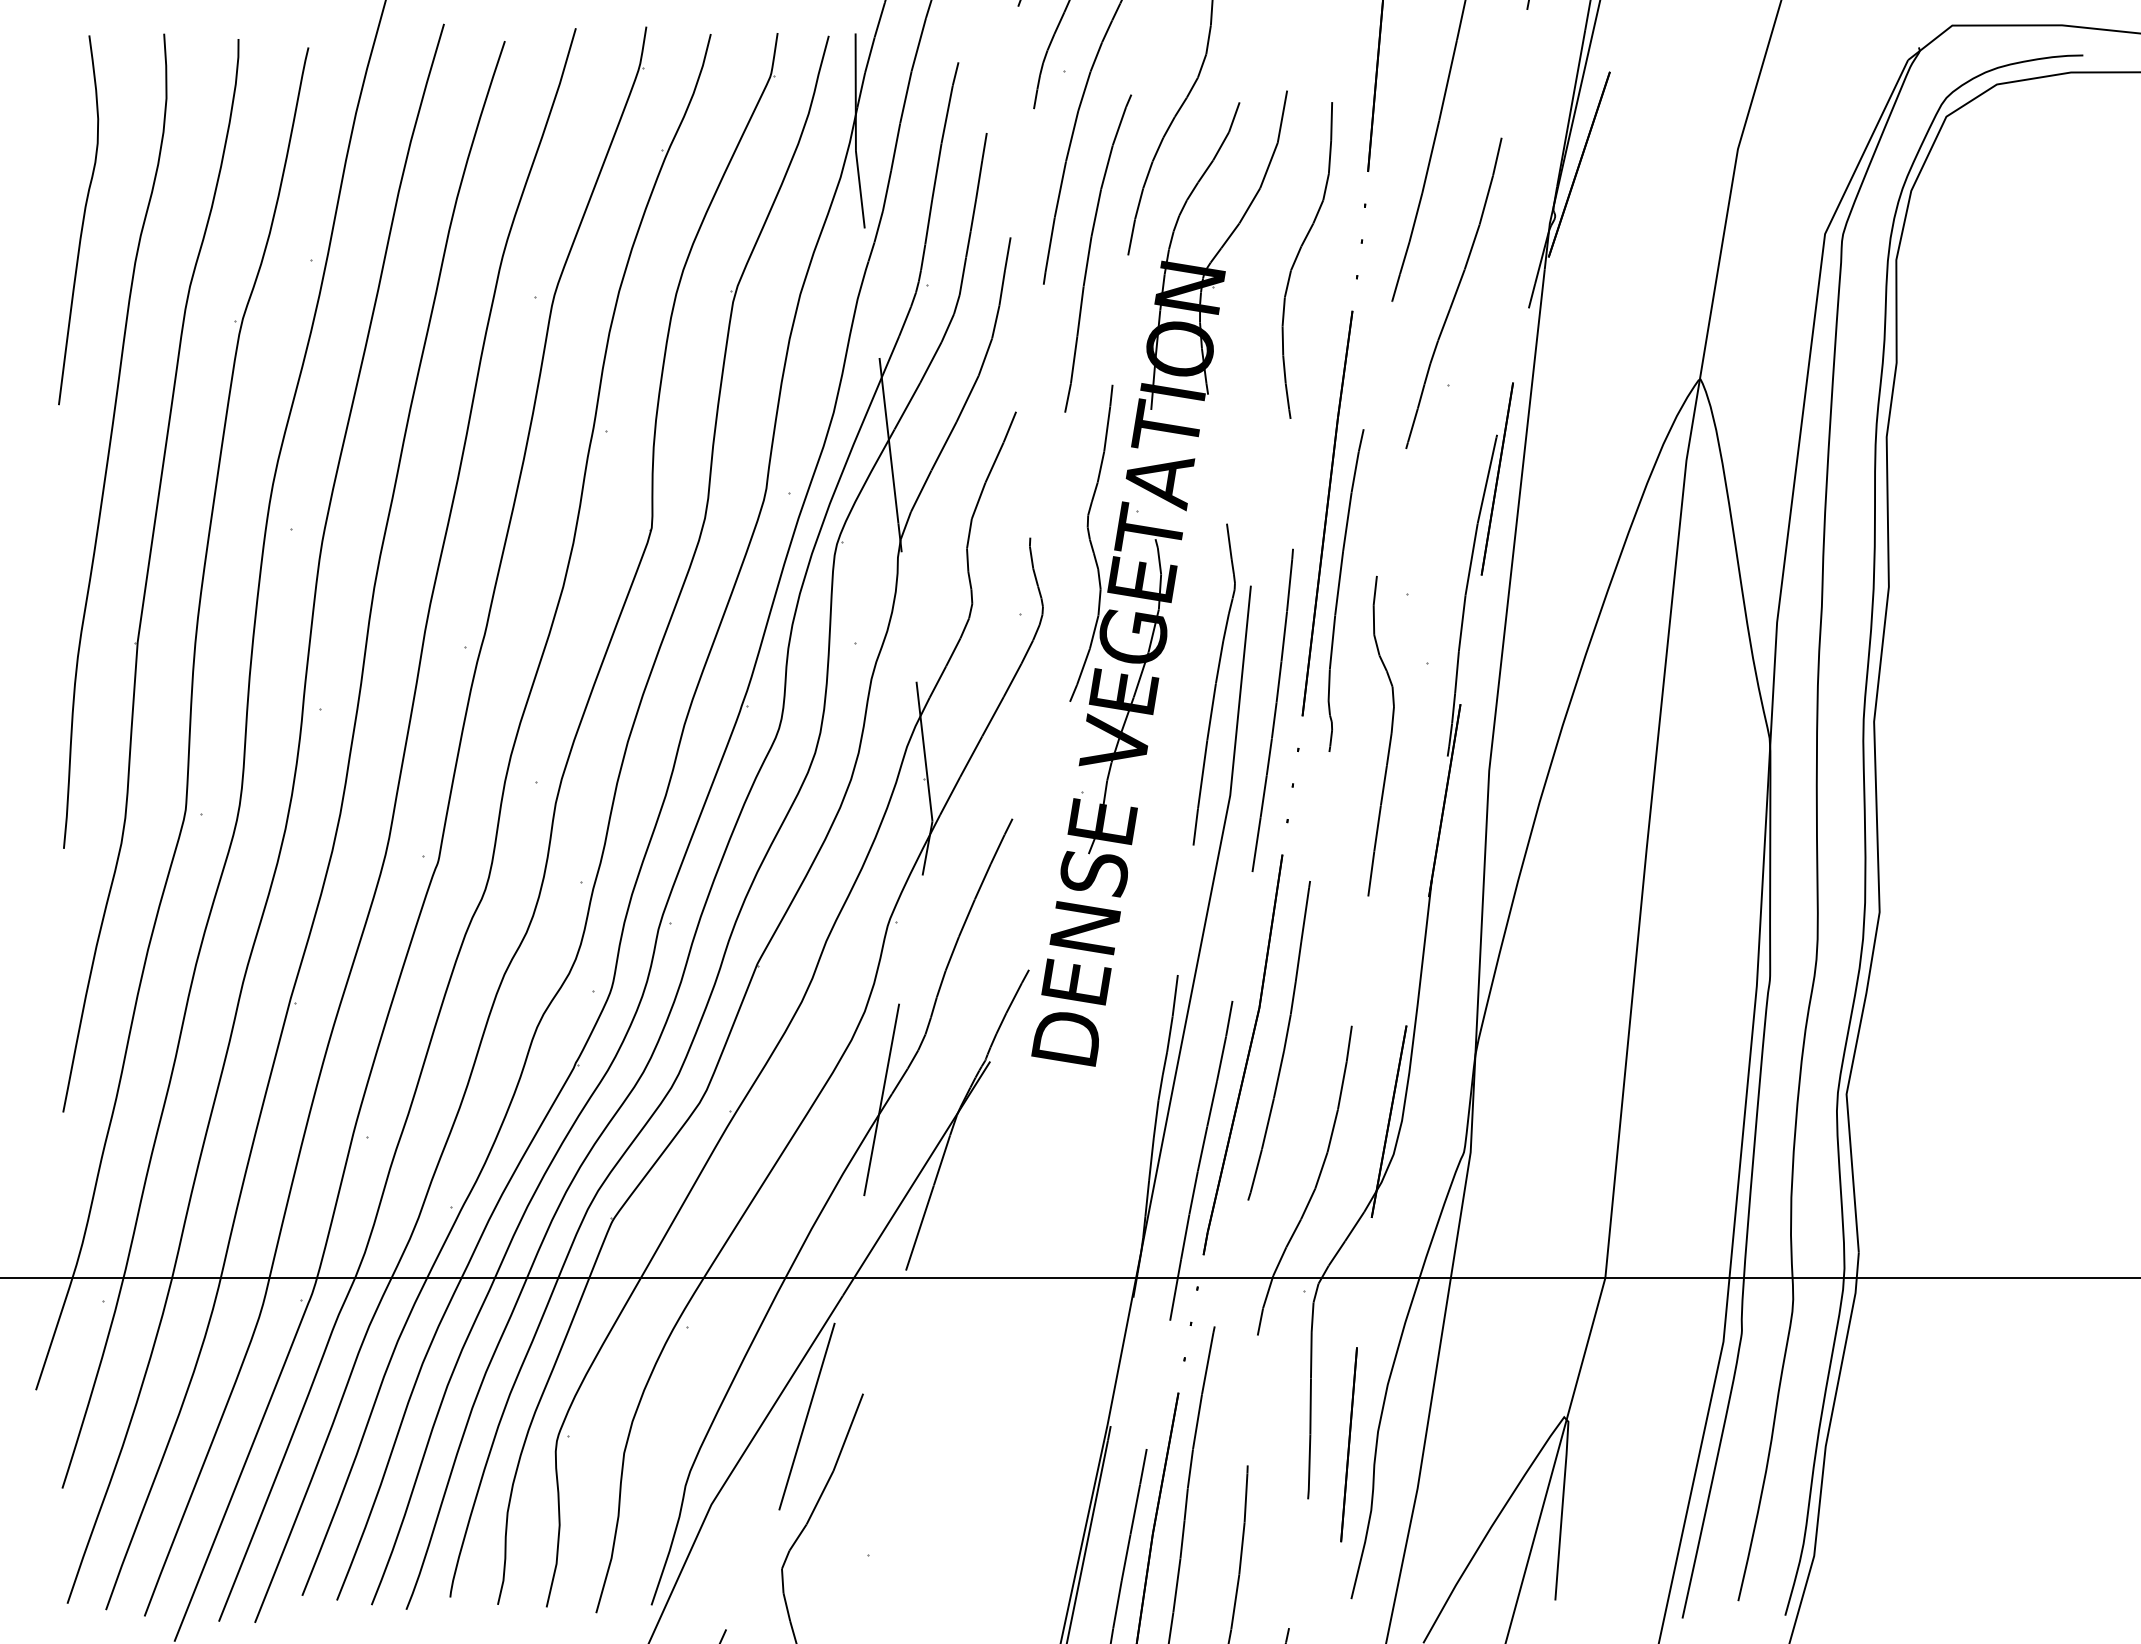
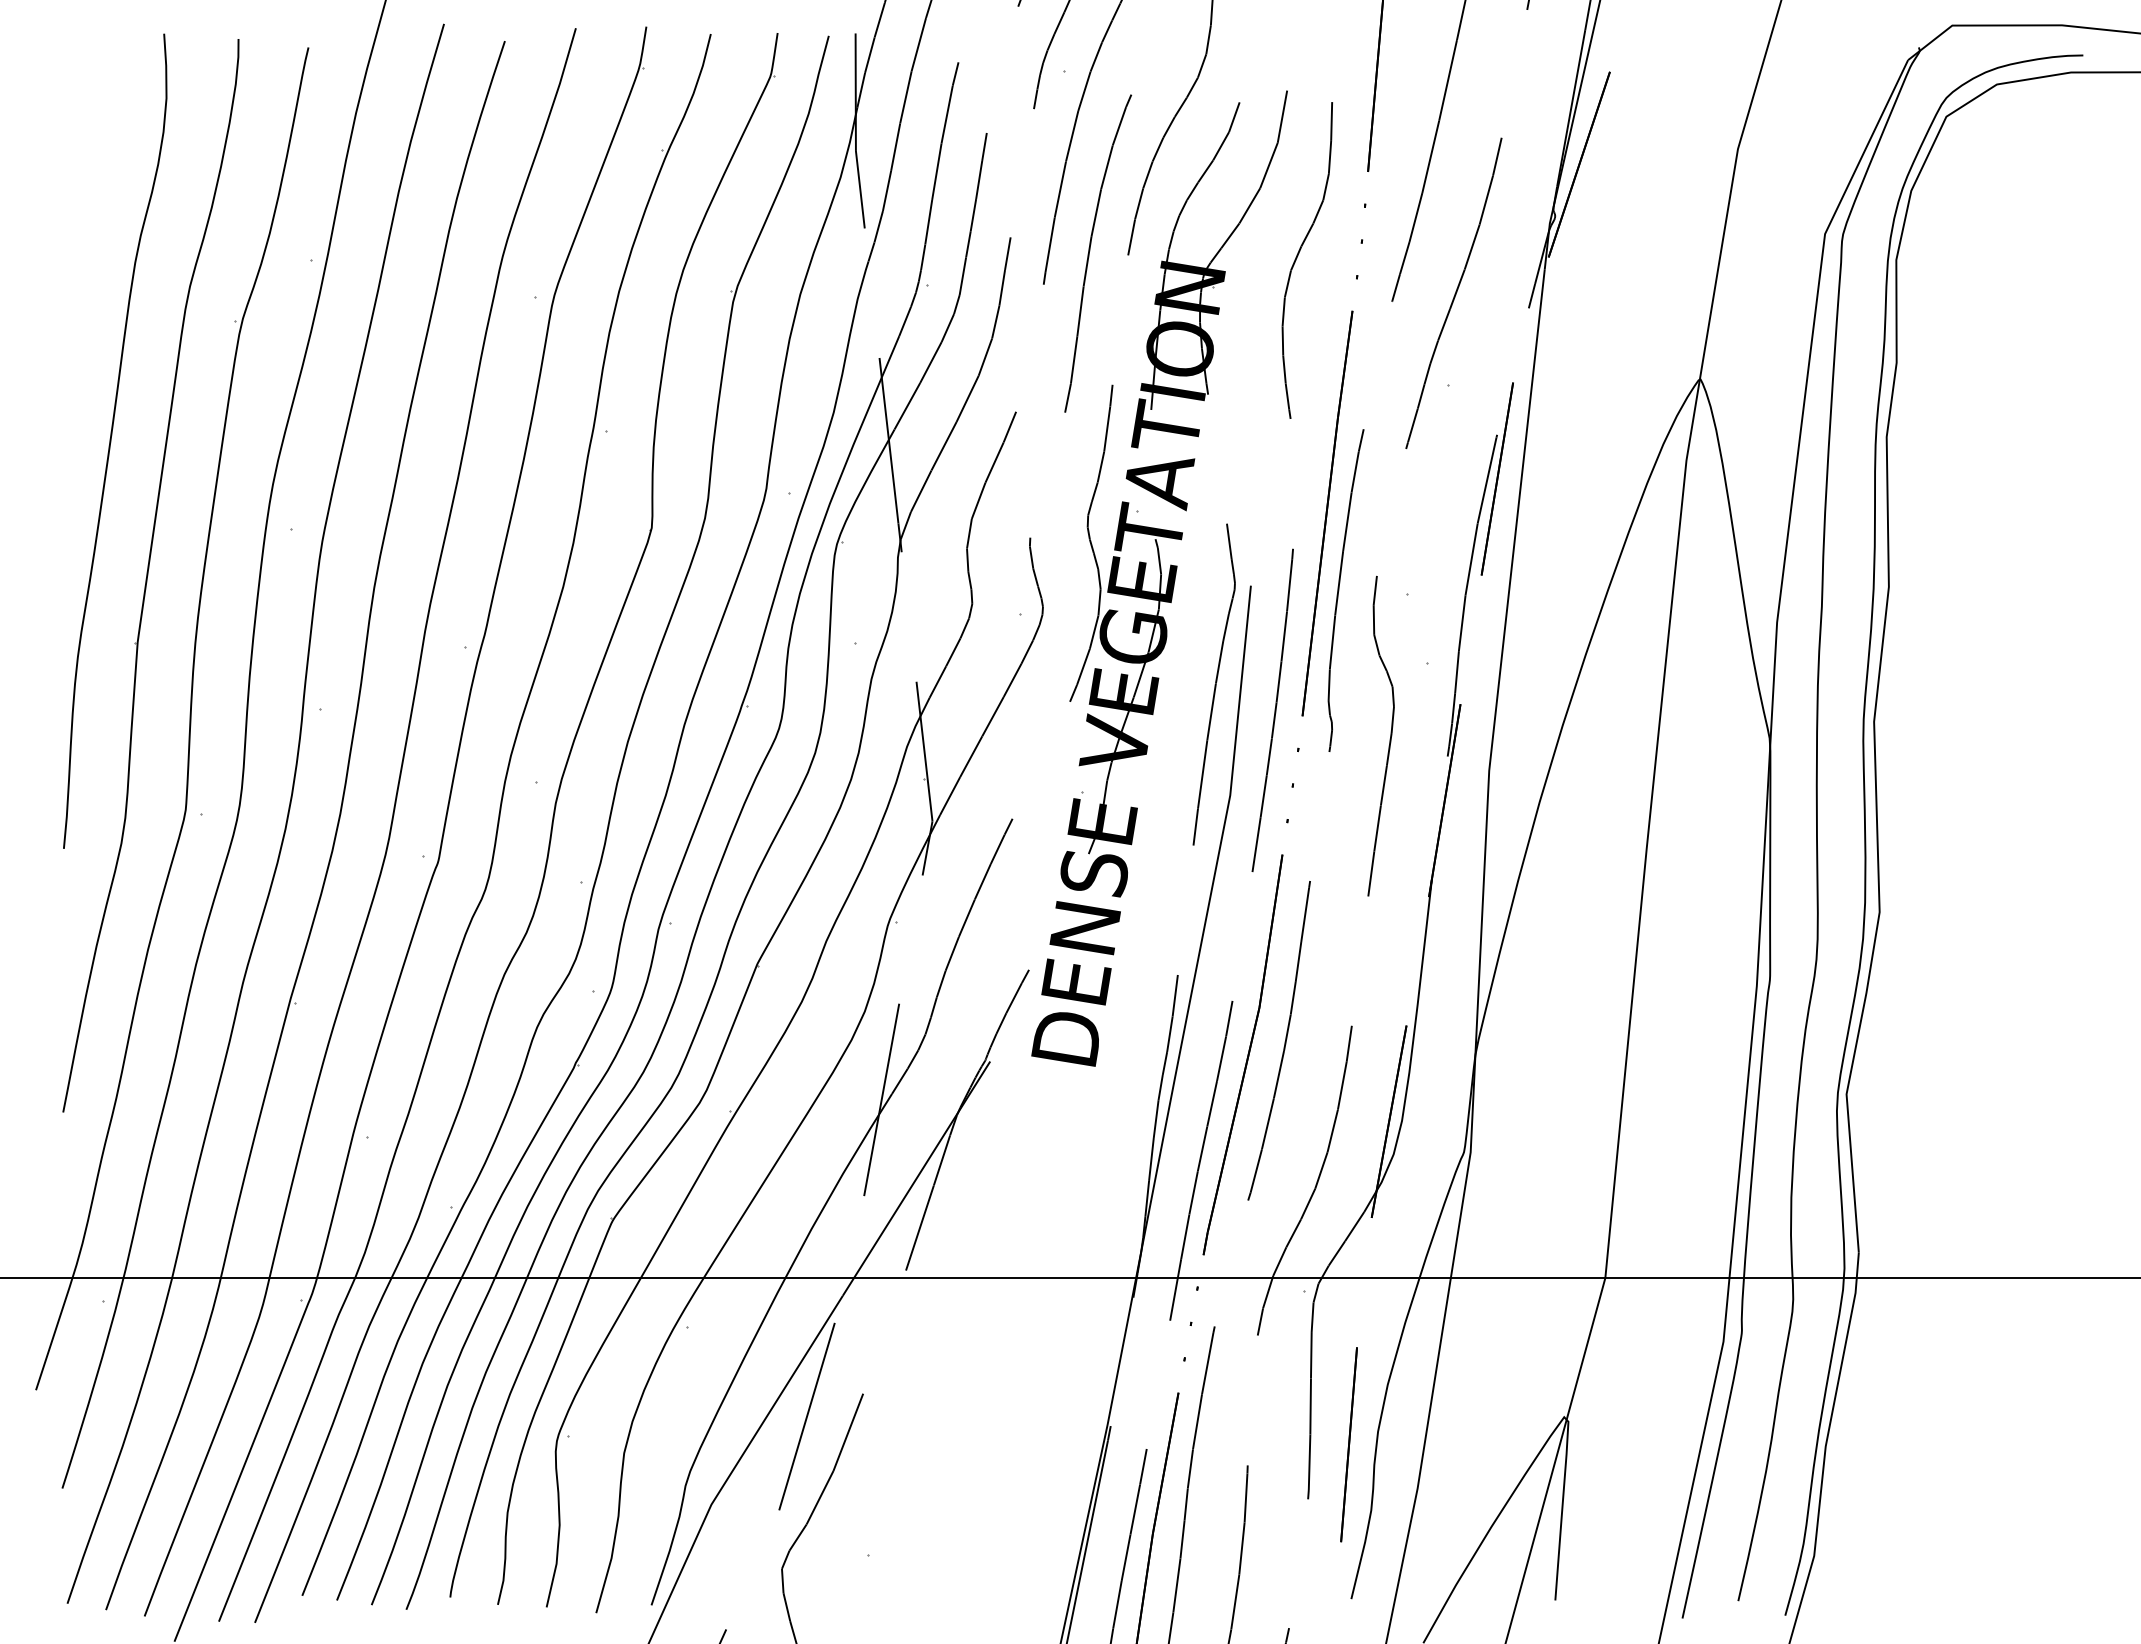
curve: present -> none (82, 220)
